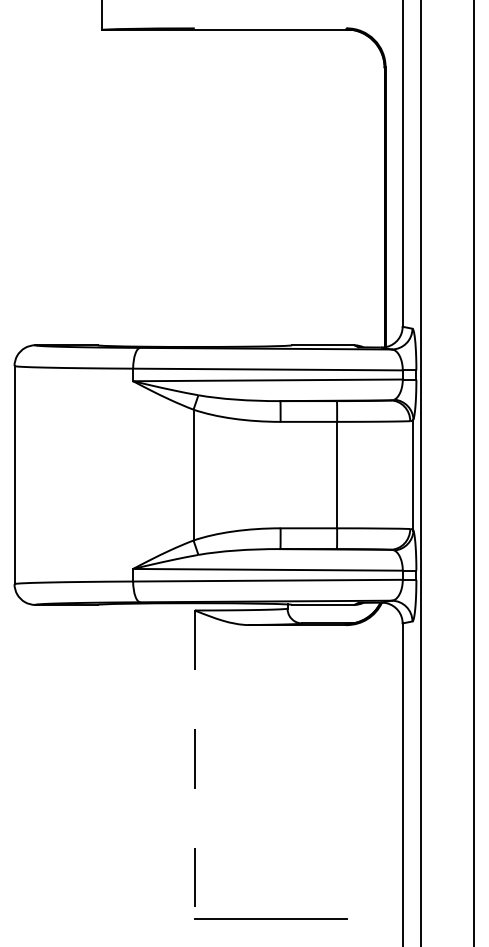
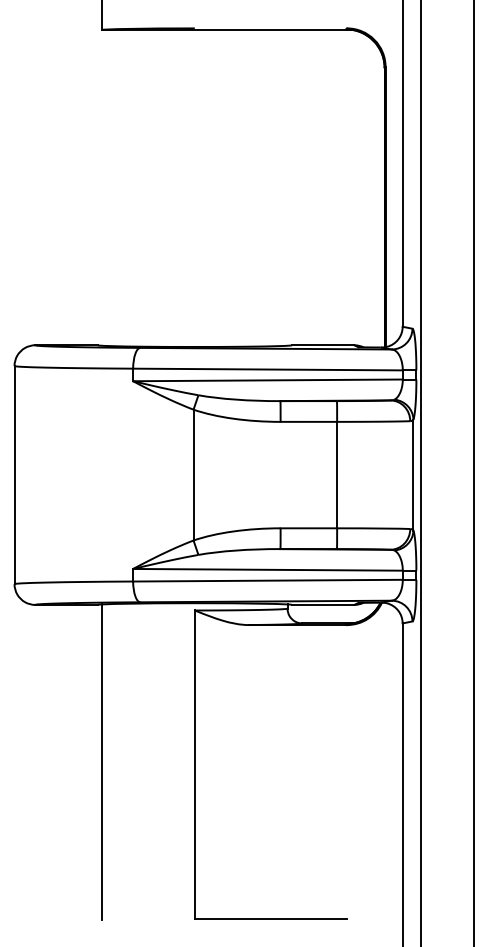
line: none -> present (102, 762)
line: dashed -> solid (194, 765)
